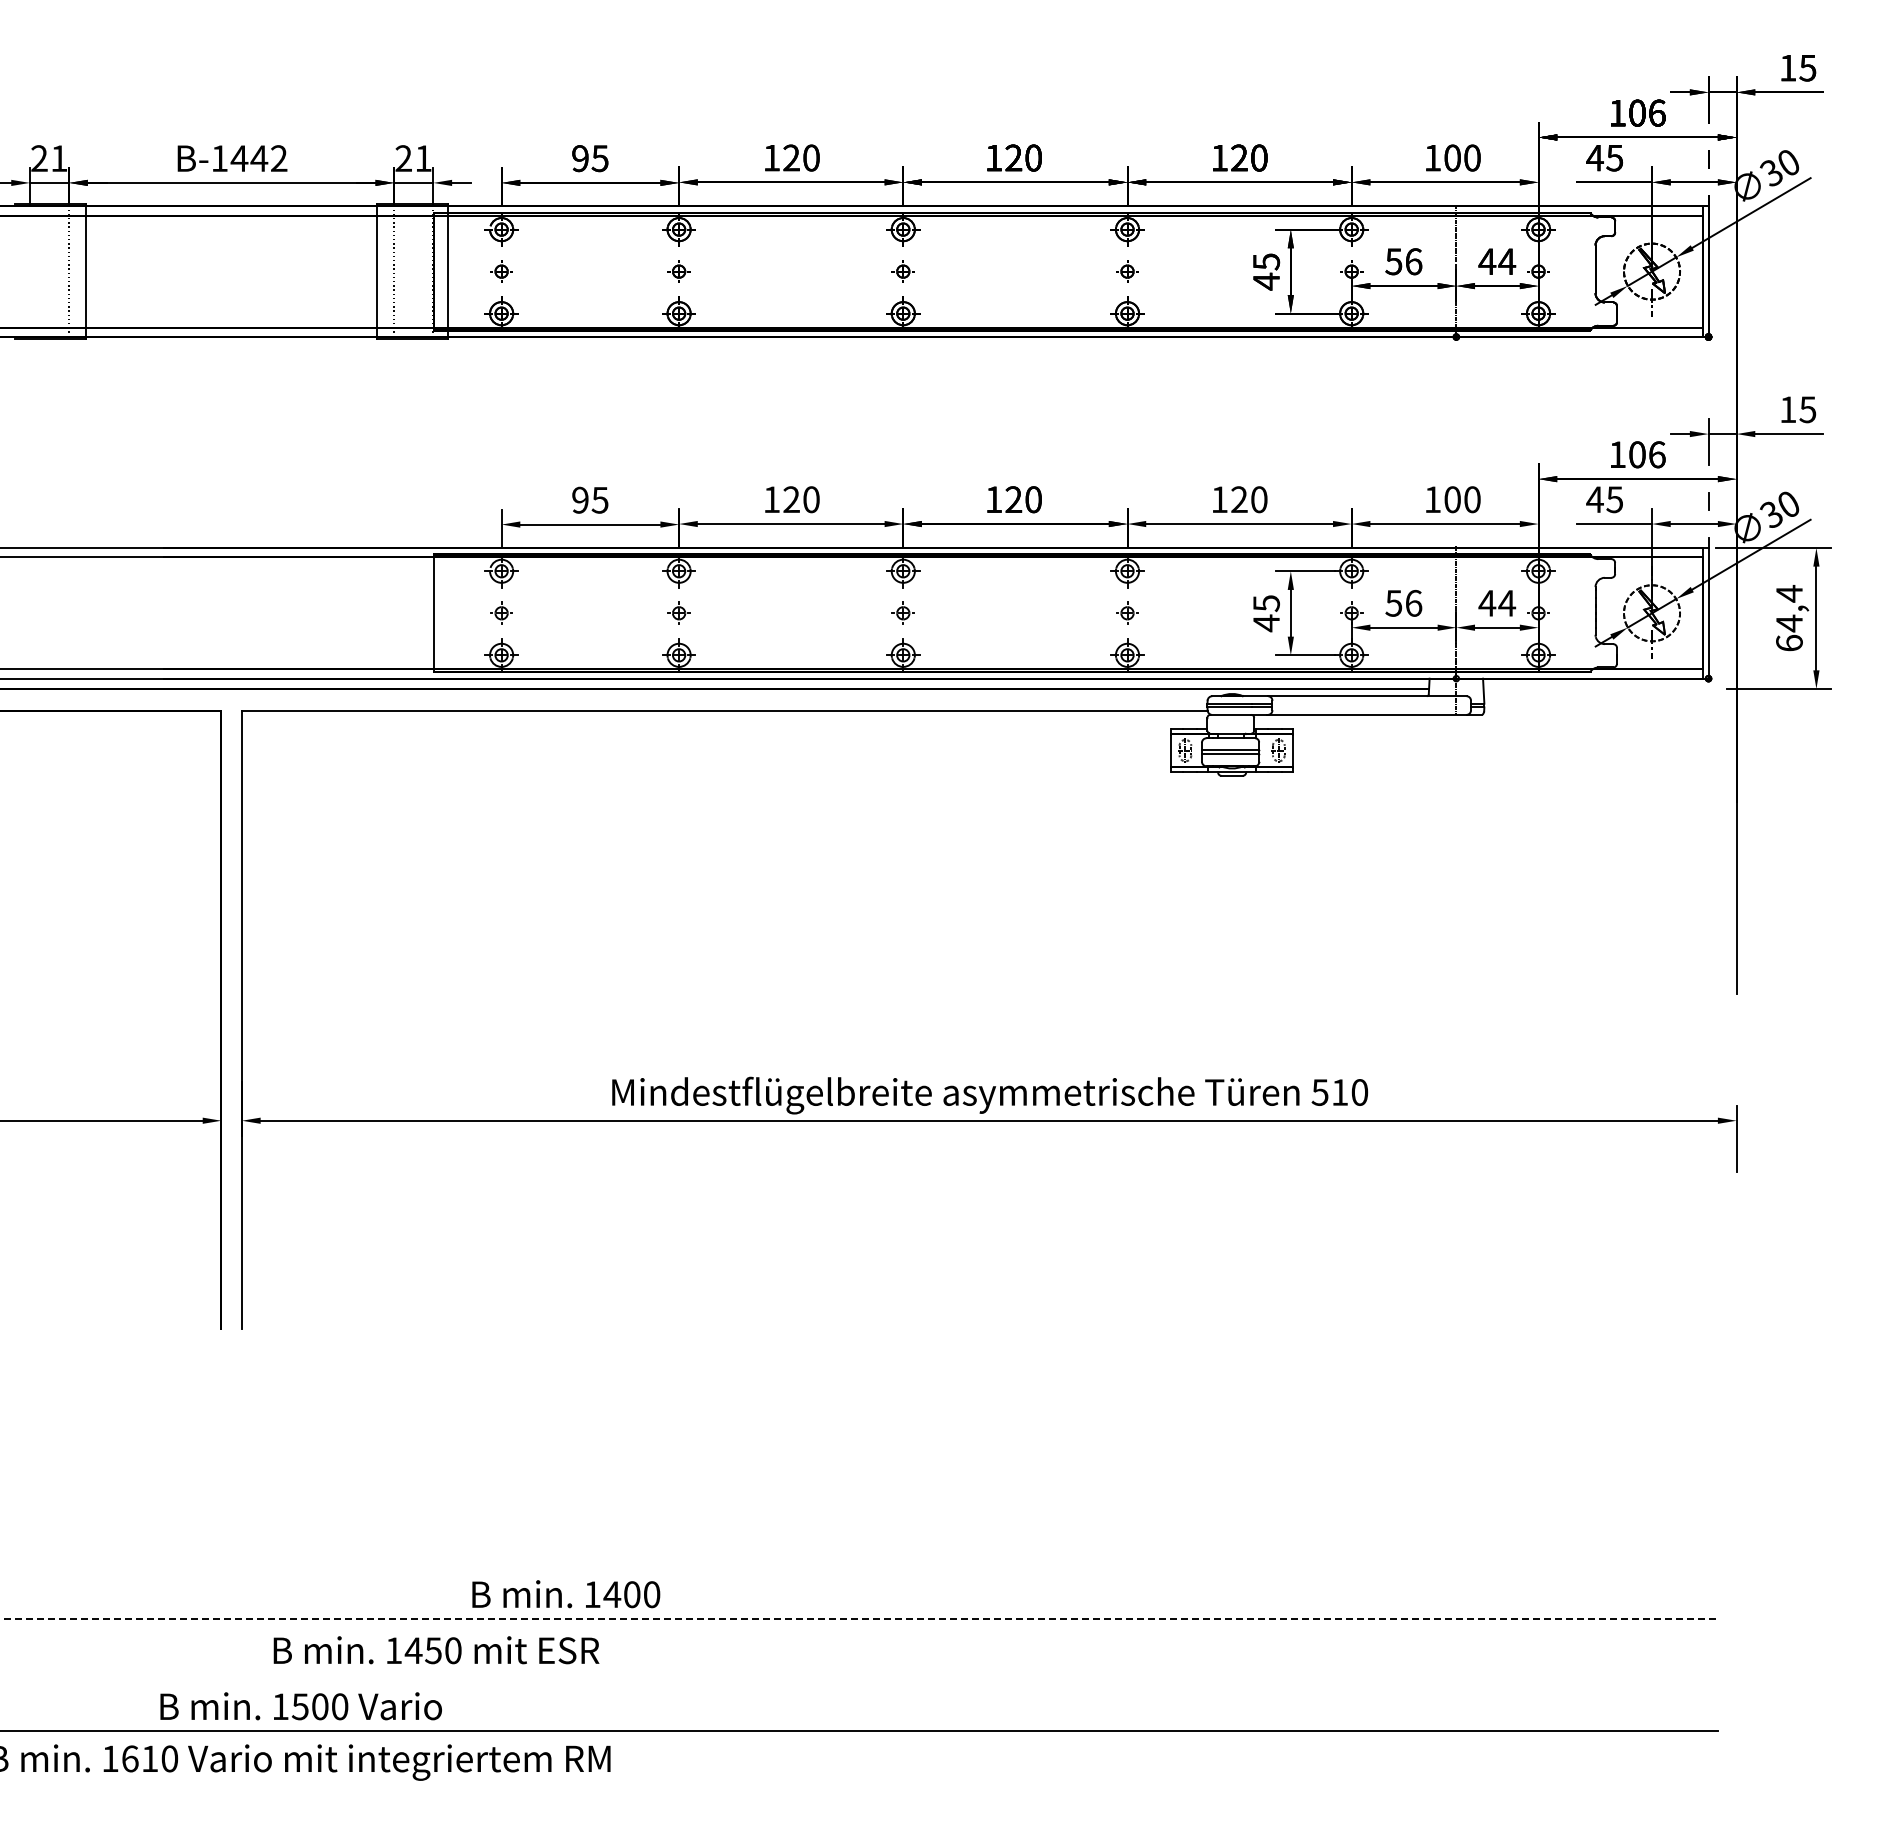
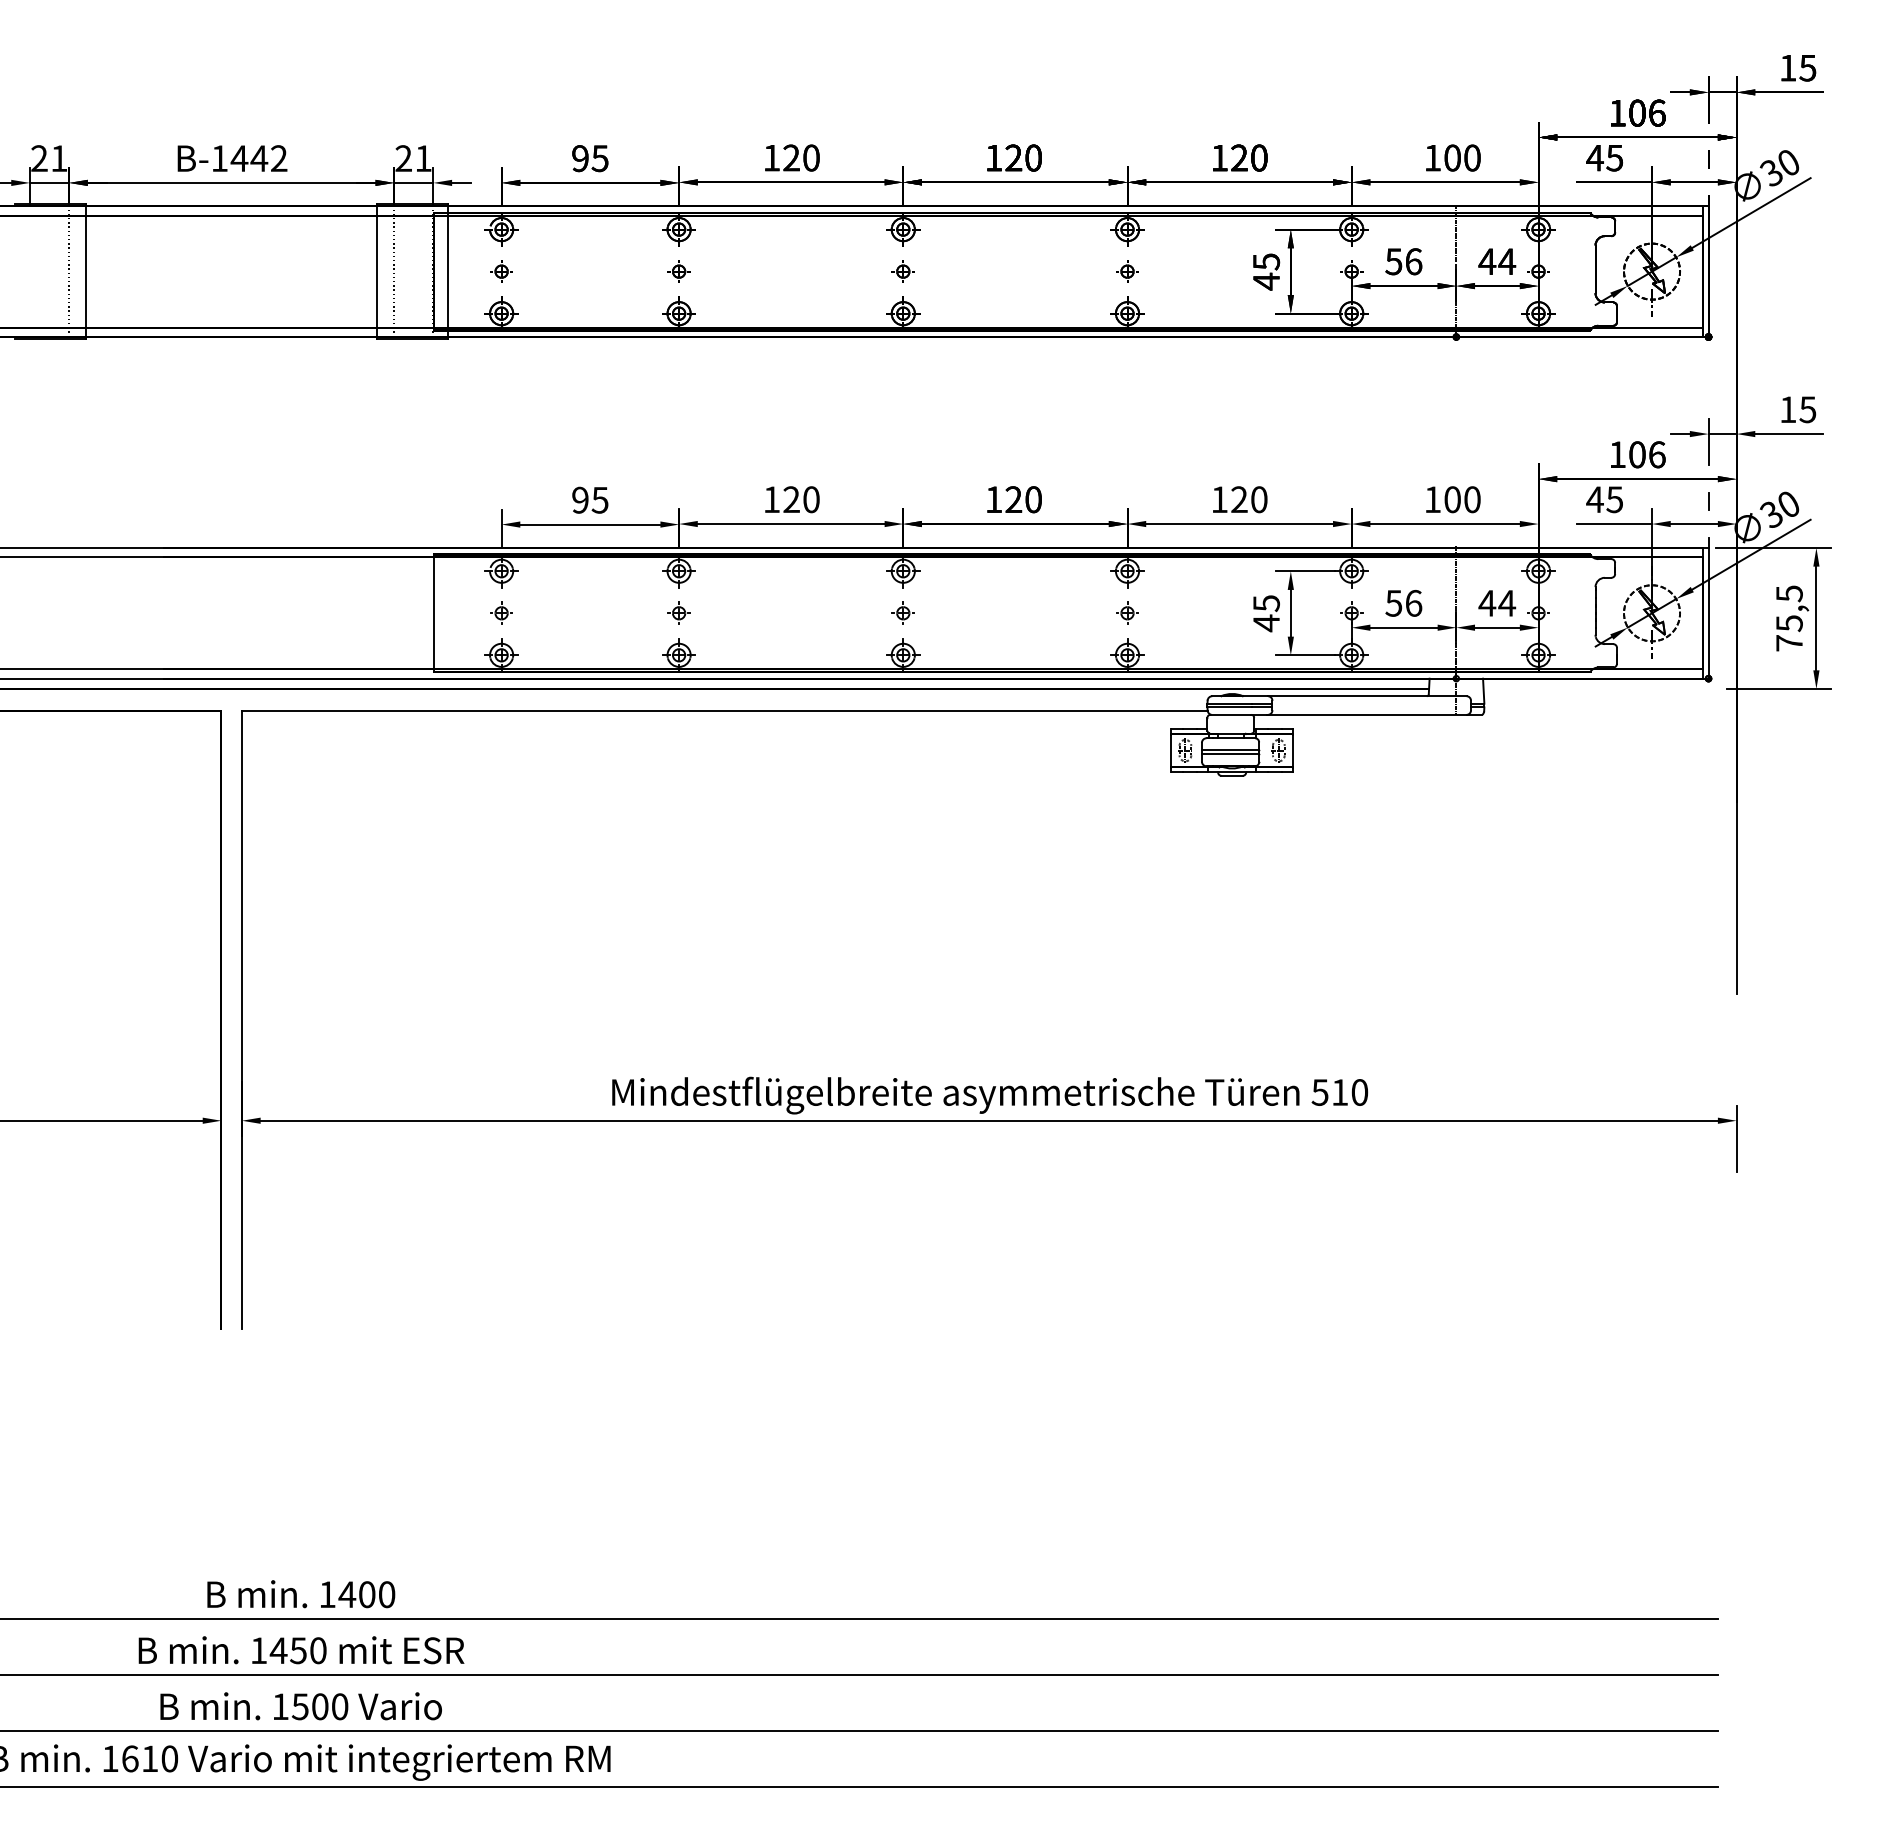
text: 64,4 -> 75,5 (1789, 618)
text position: (566, 1594) -> (301, 1594) (301, 1594)
line: dashed -> solid (859, 1619)
text position: (436, 1650) -> (301, 1650) (301, 1650)
line: none -> present (859, 1675)
line: none -> present (859, 1787)
